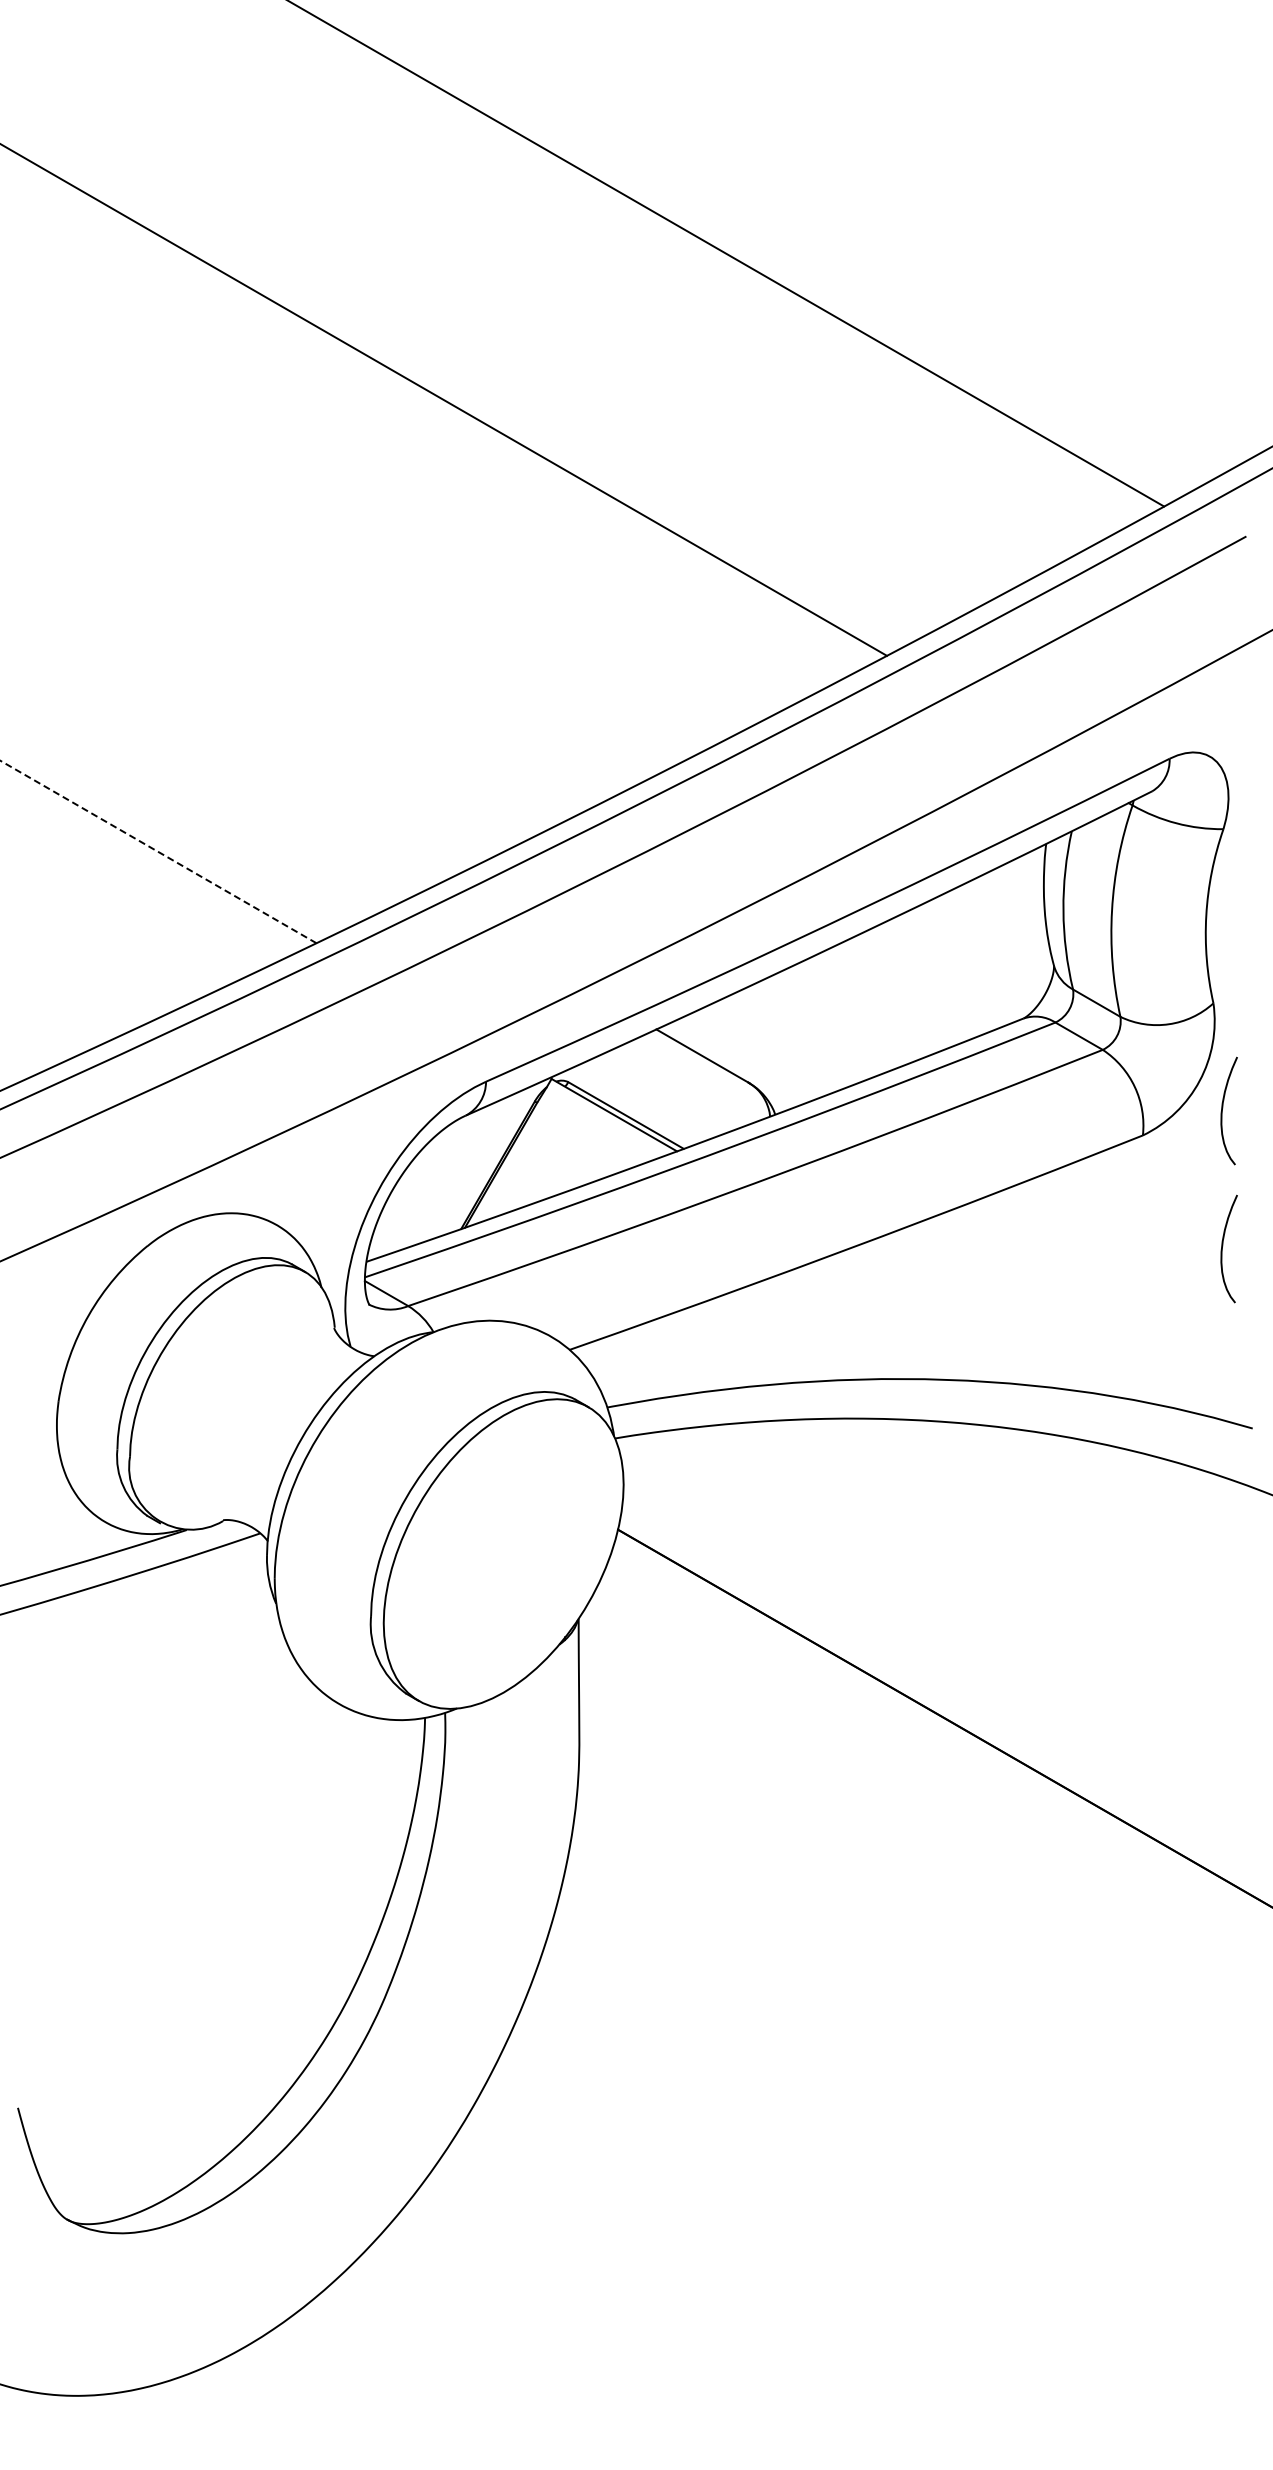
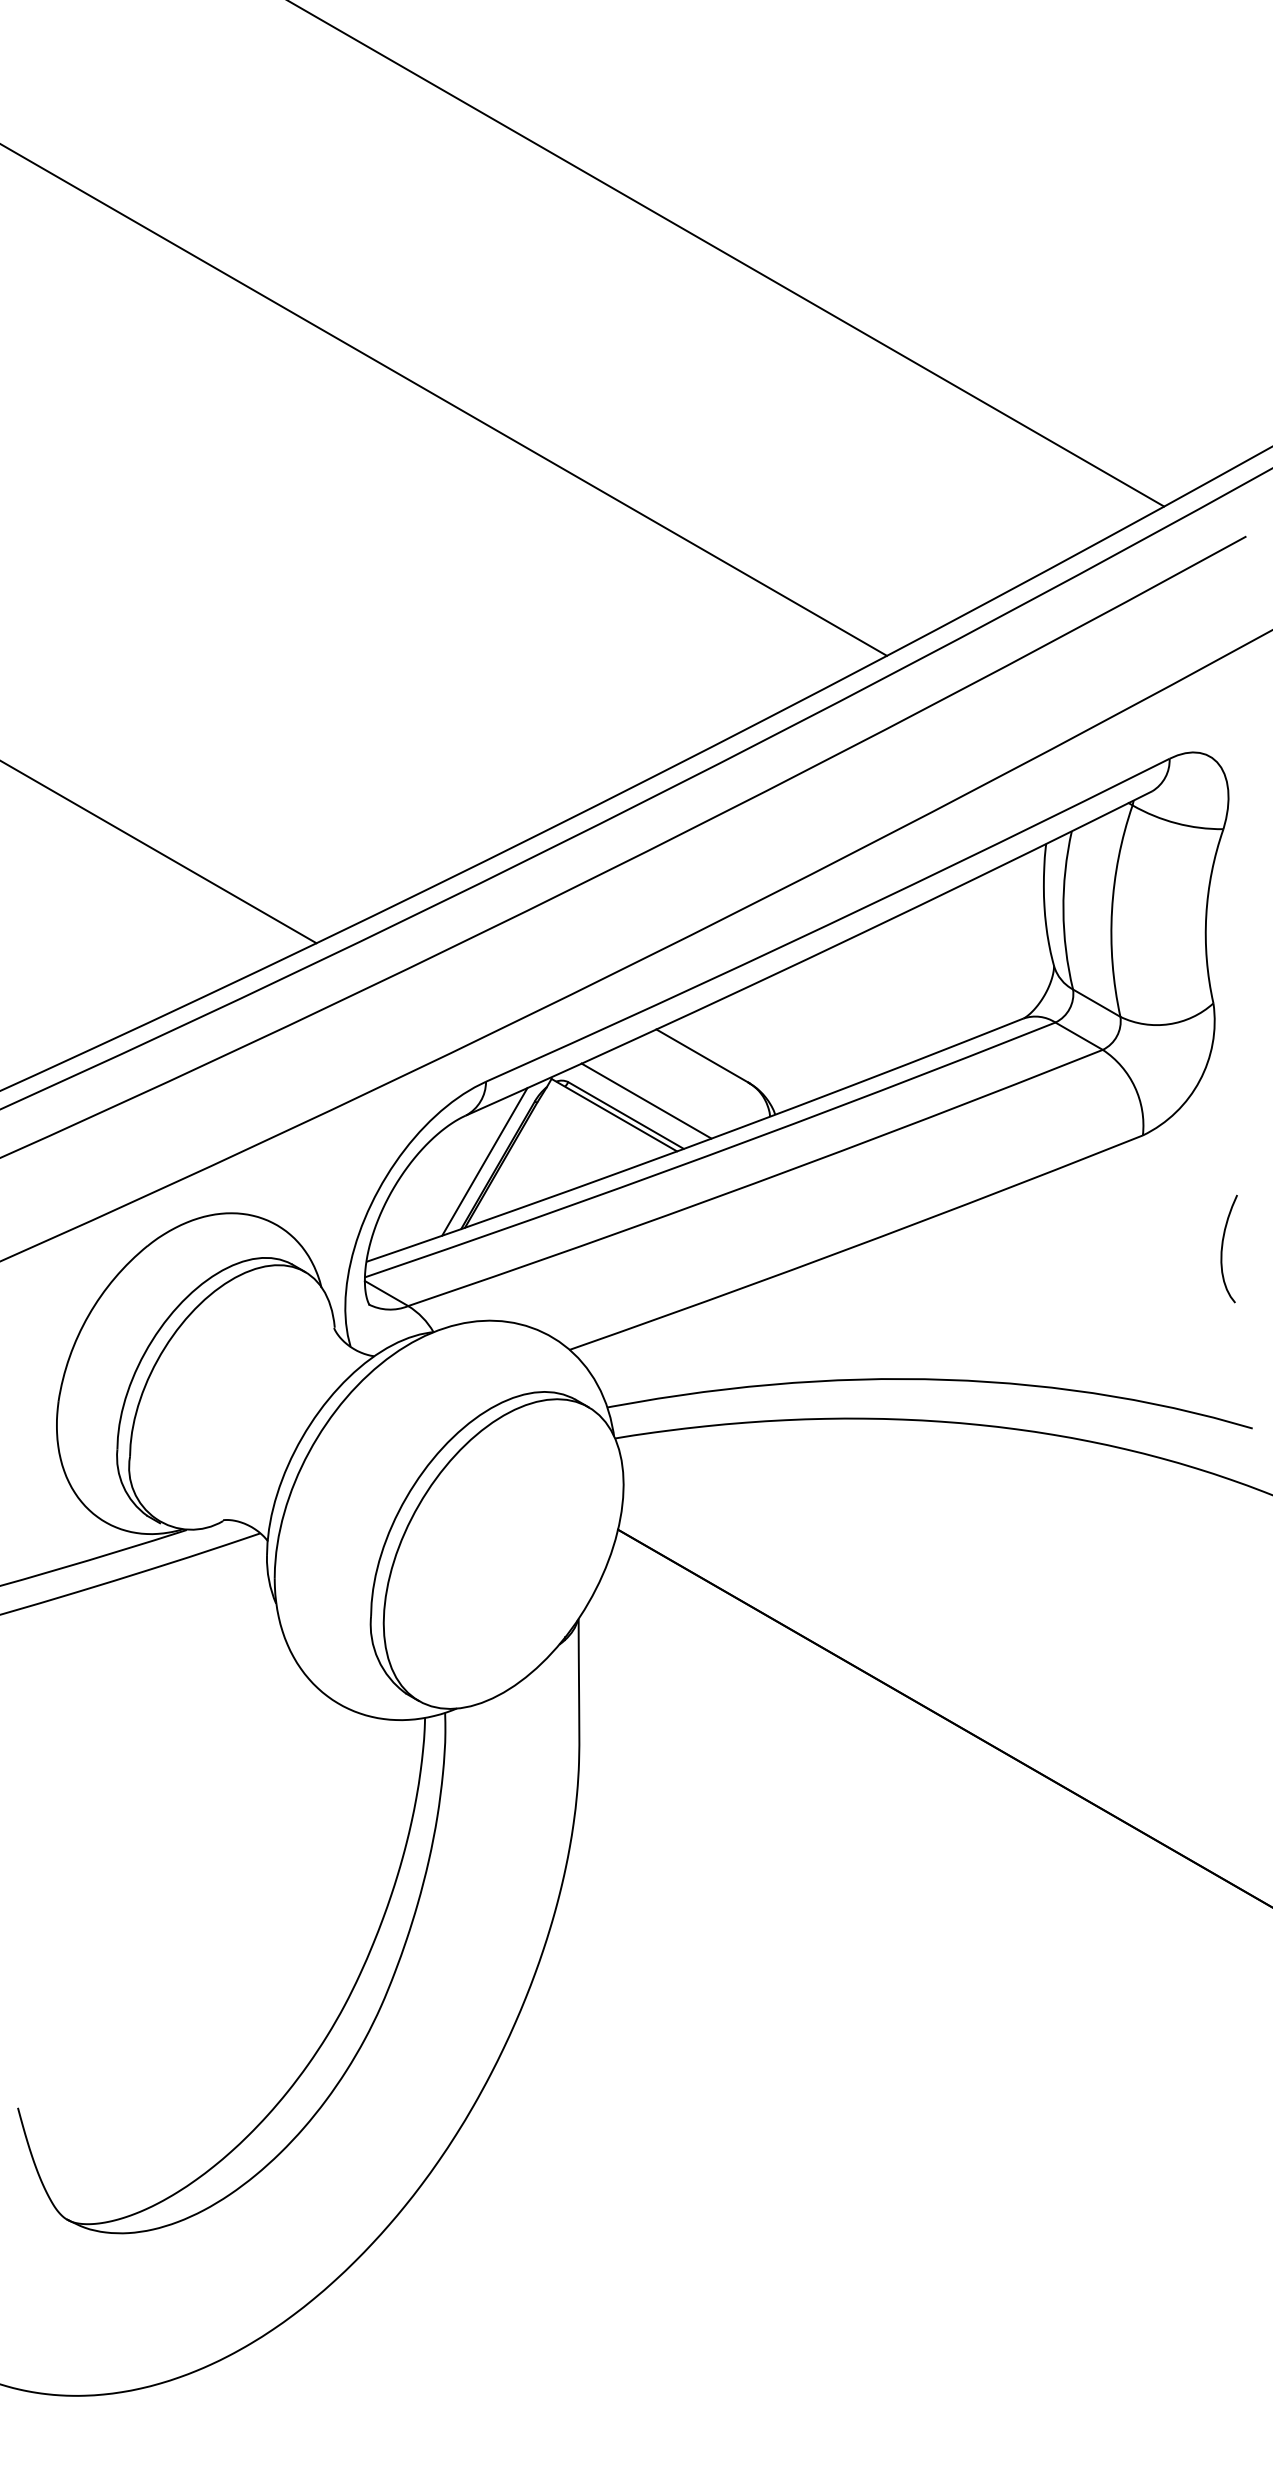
line: dashed -> solid (158, 851)
line: none -> present (646, 1100)
curve: present -> none (1223, 1108)
line: none -> present (484, 1161)
